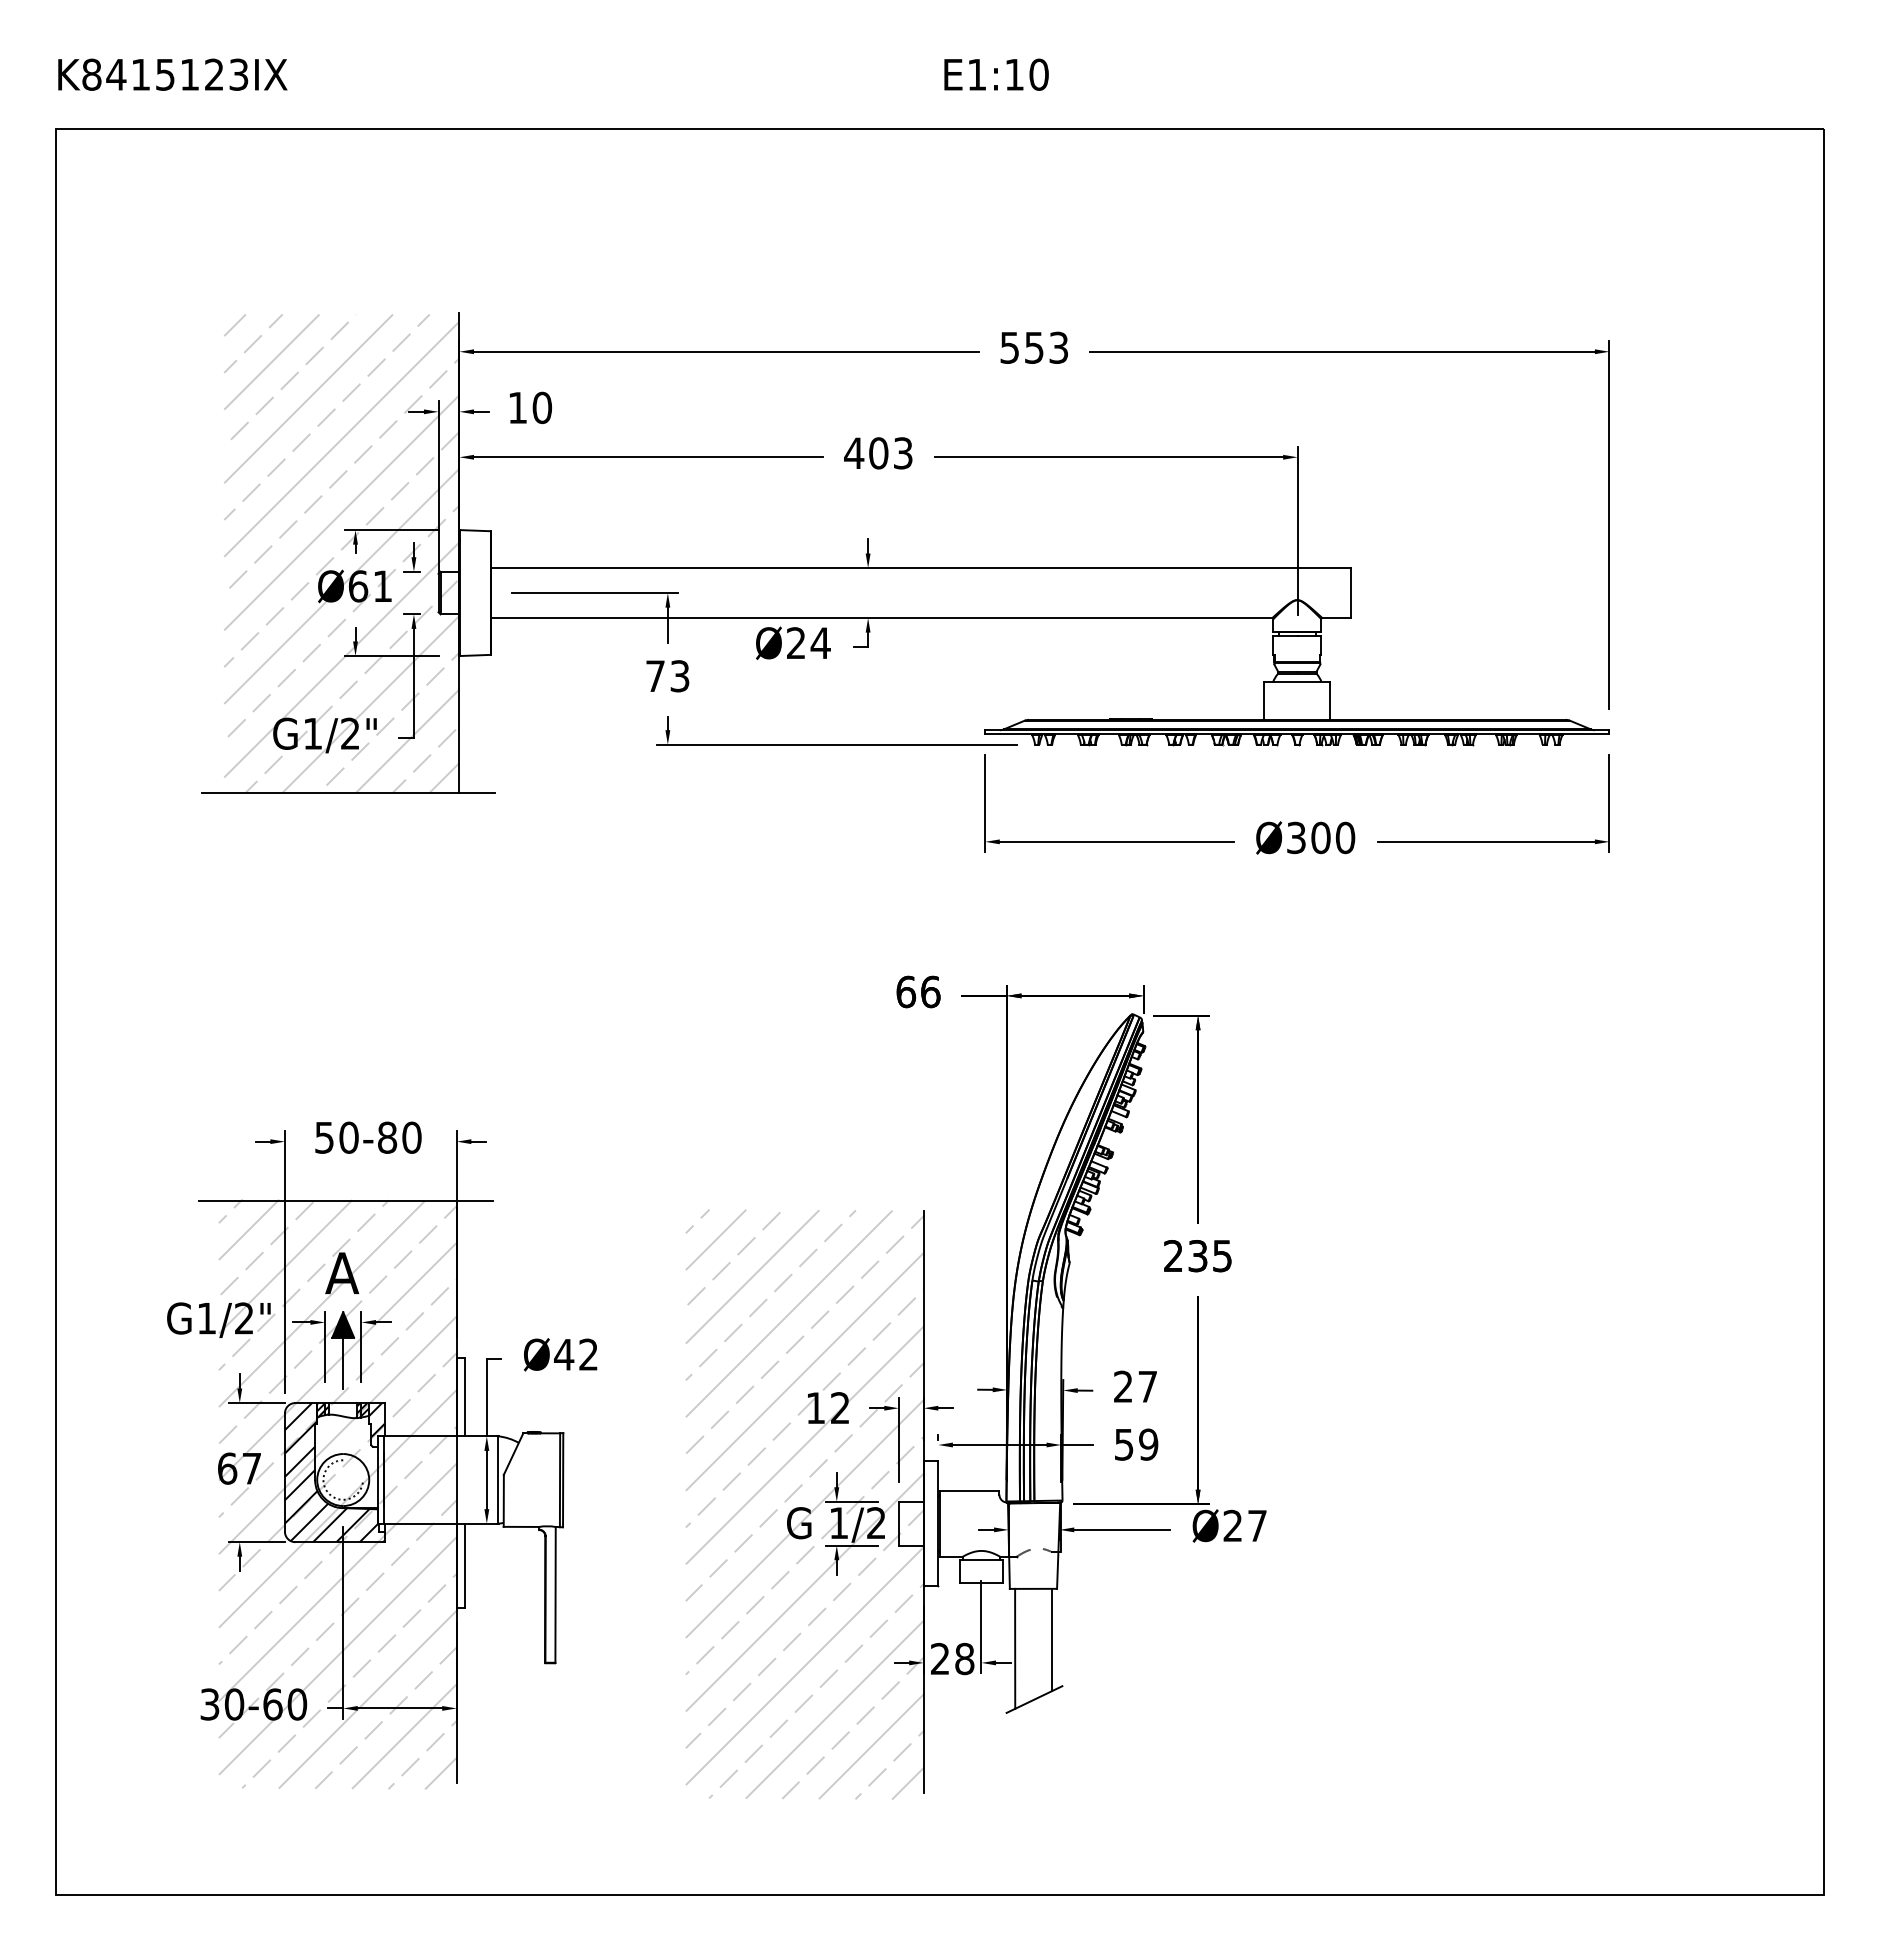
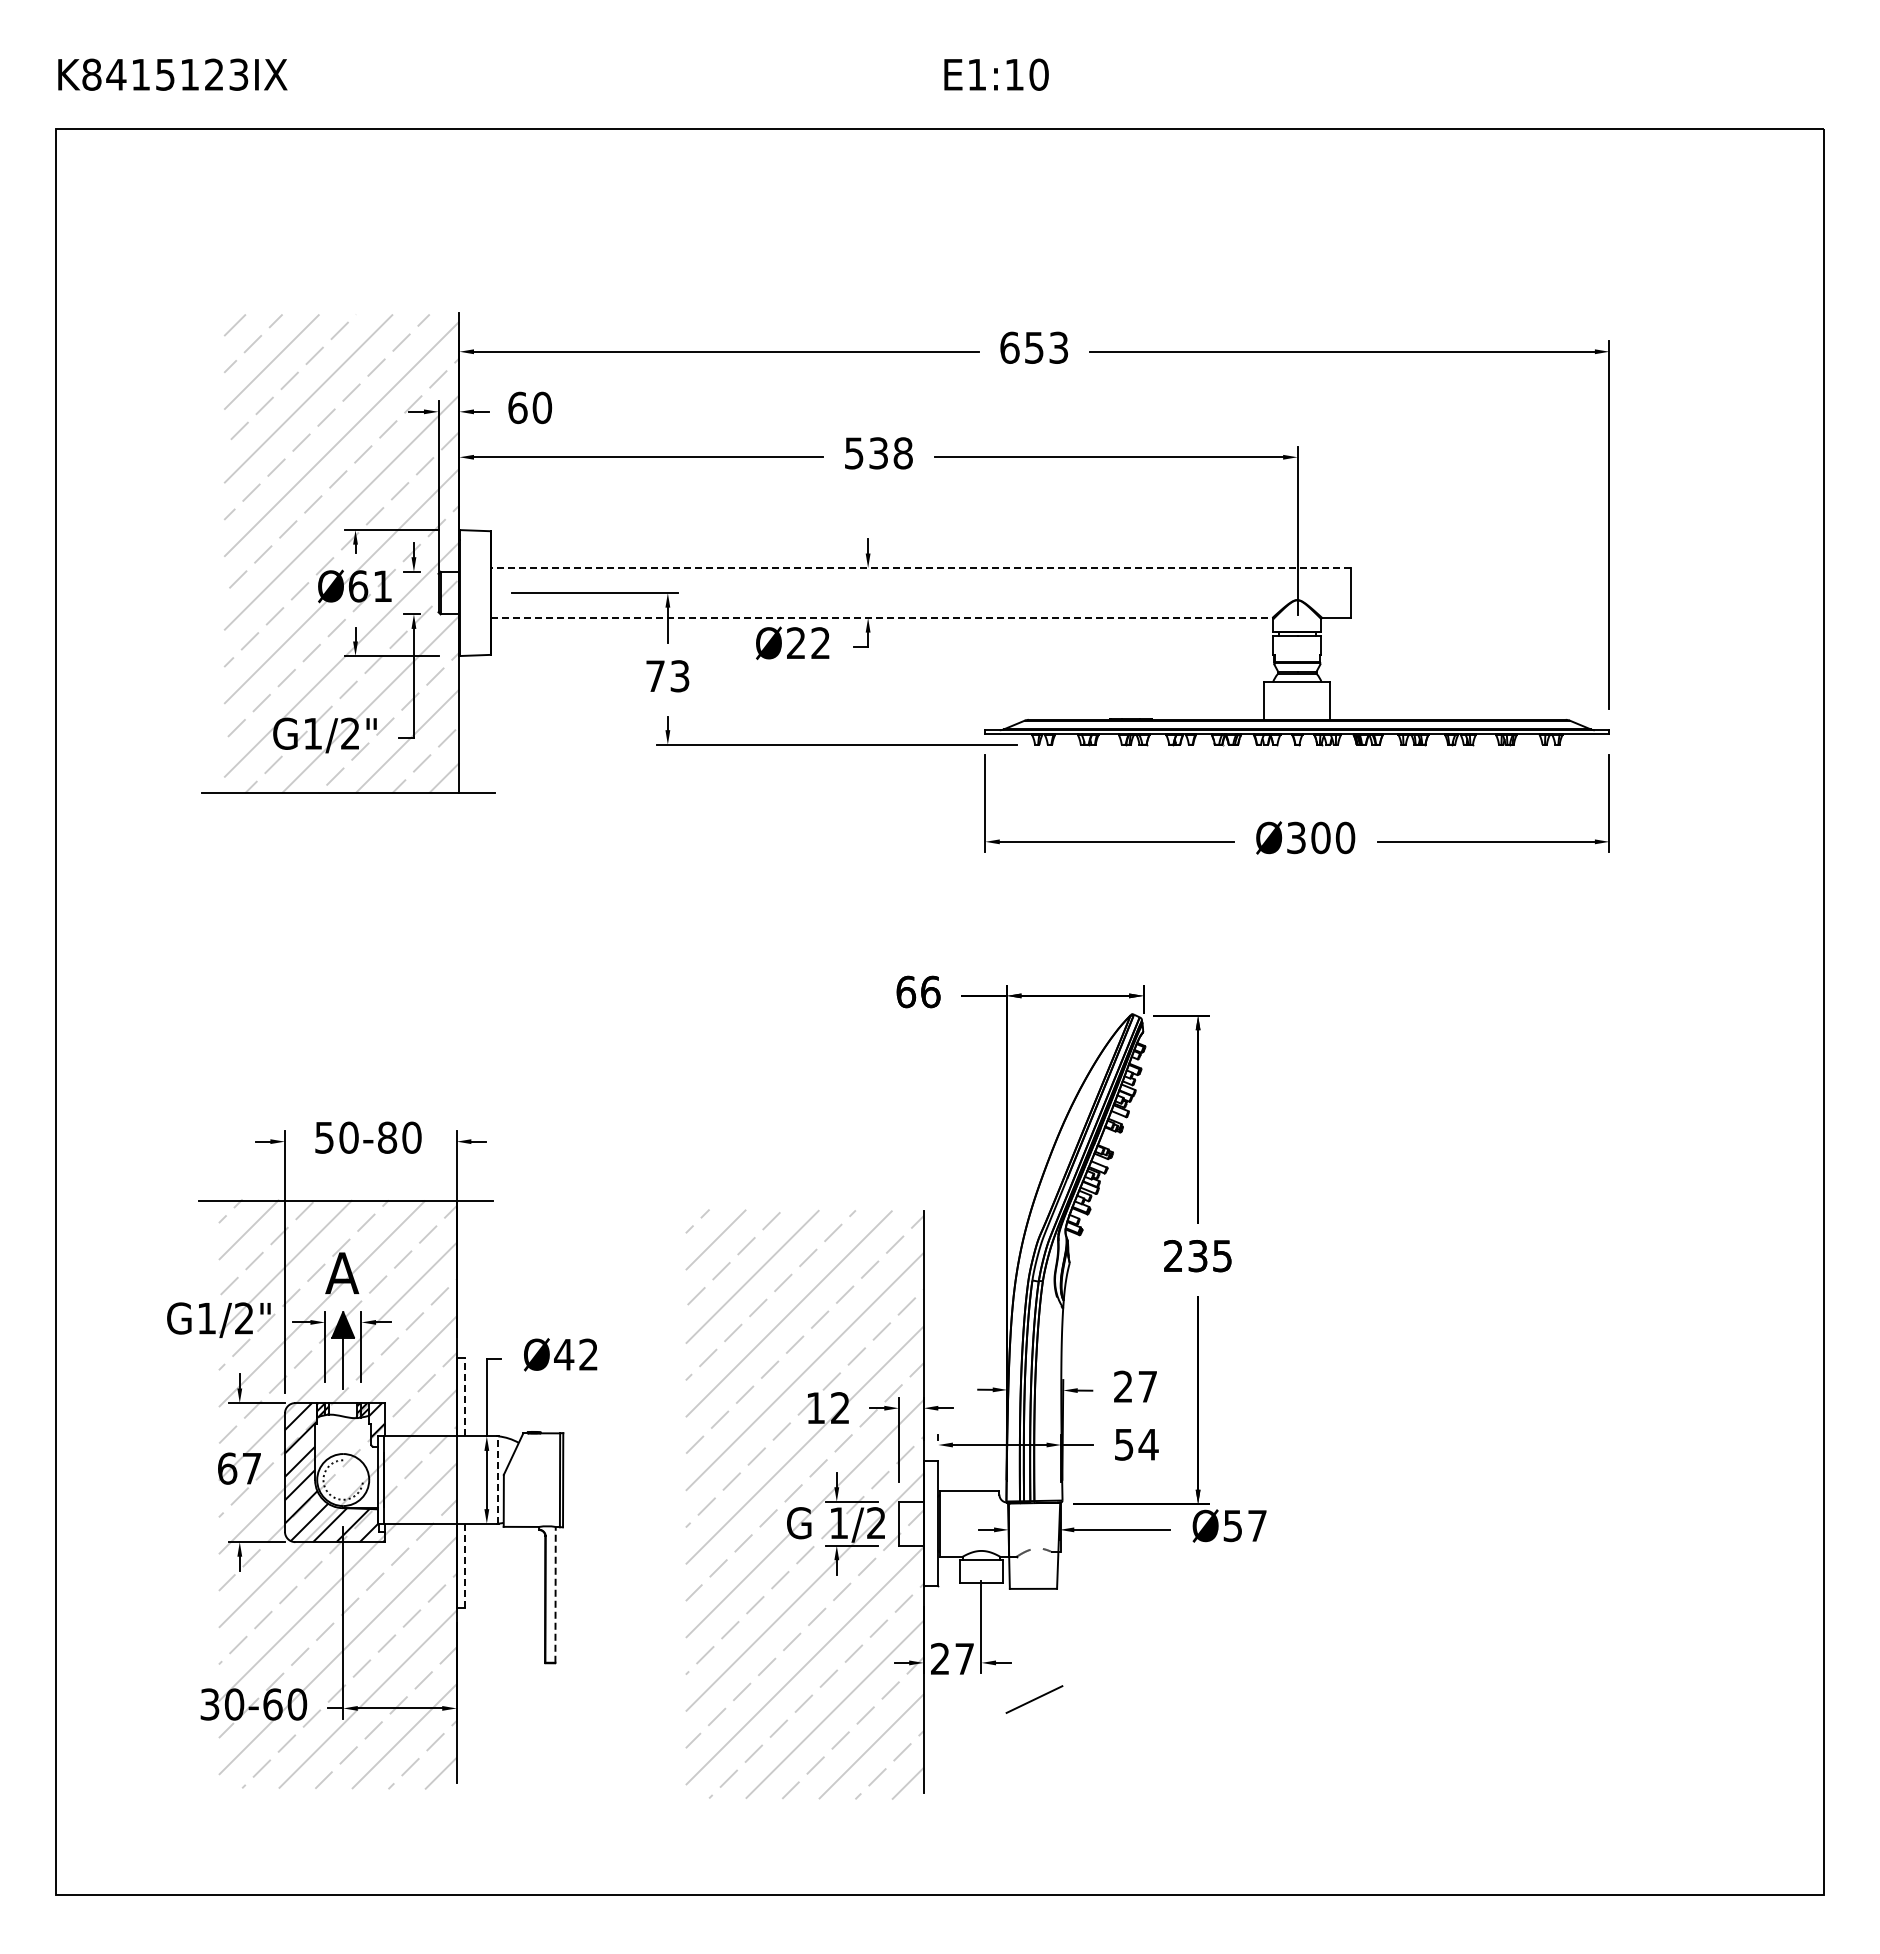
text: 553 -> 653 (1009, 347)
text: 10 -> 60 (517, 407)
text: 403 -> 538 (878, 453)
line: solid -> dashed (920, 568)
line: solid -> dashed (881, 618)
text: Ø24 -> Ø22 (820, 642)
line: solid -> dashed (465, 1396)
text: 59 -> 54 (1148, 1444)
line: solid -> dashed (498, 1480)
text: Ø27 -> Ø57 (1232, 1525)
line: solid -> dashed (465, 1565)
line: solid -> dashed (555, 1594)
line: present -> none (1052, 1639)
line: present -> none (1015, 1648)
text: 28 -> 27 (964, 1658)
